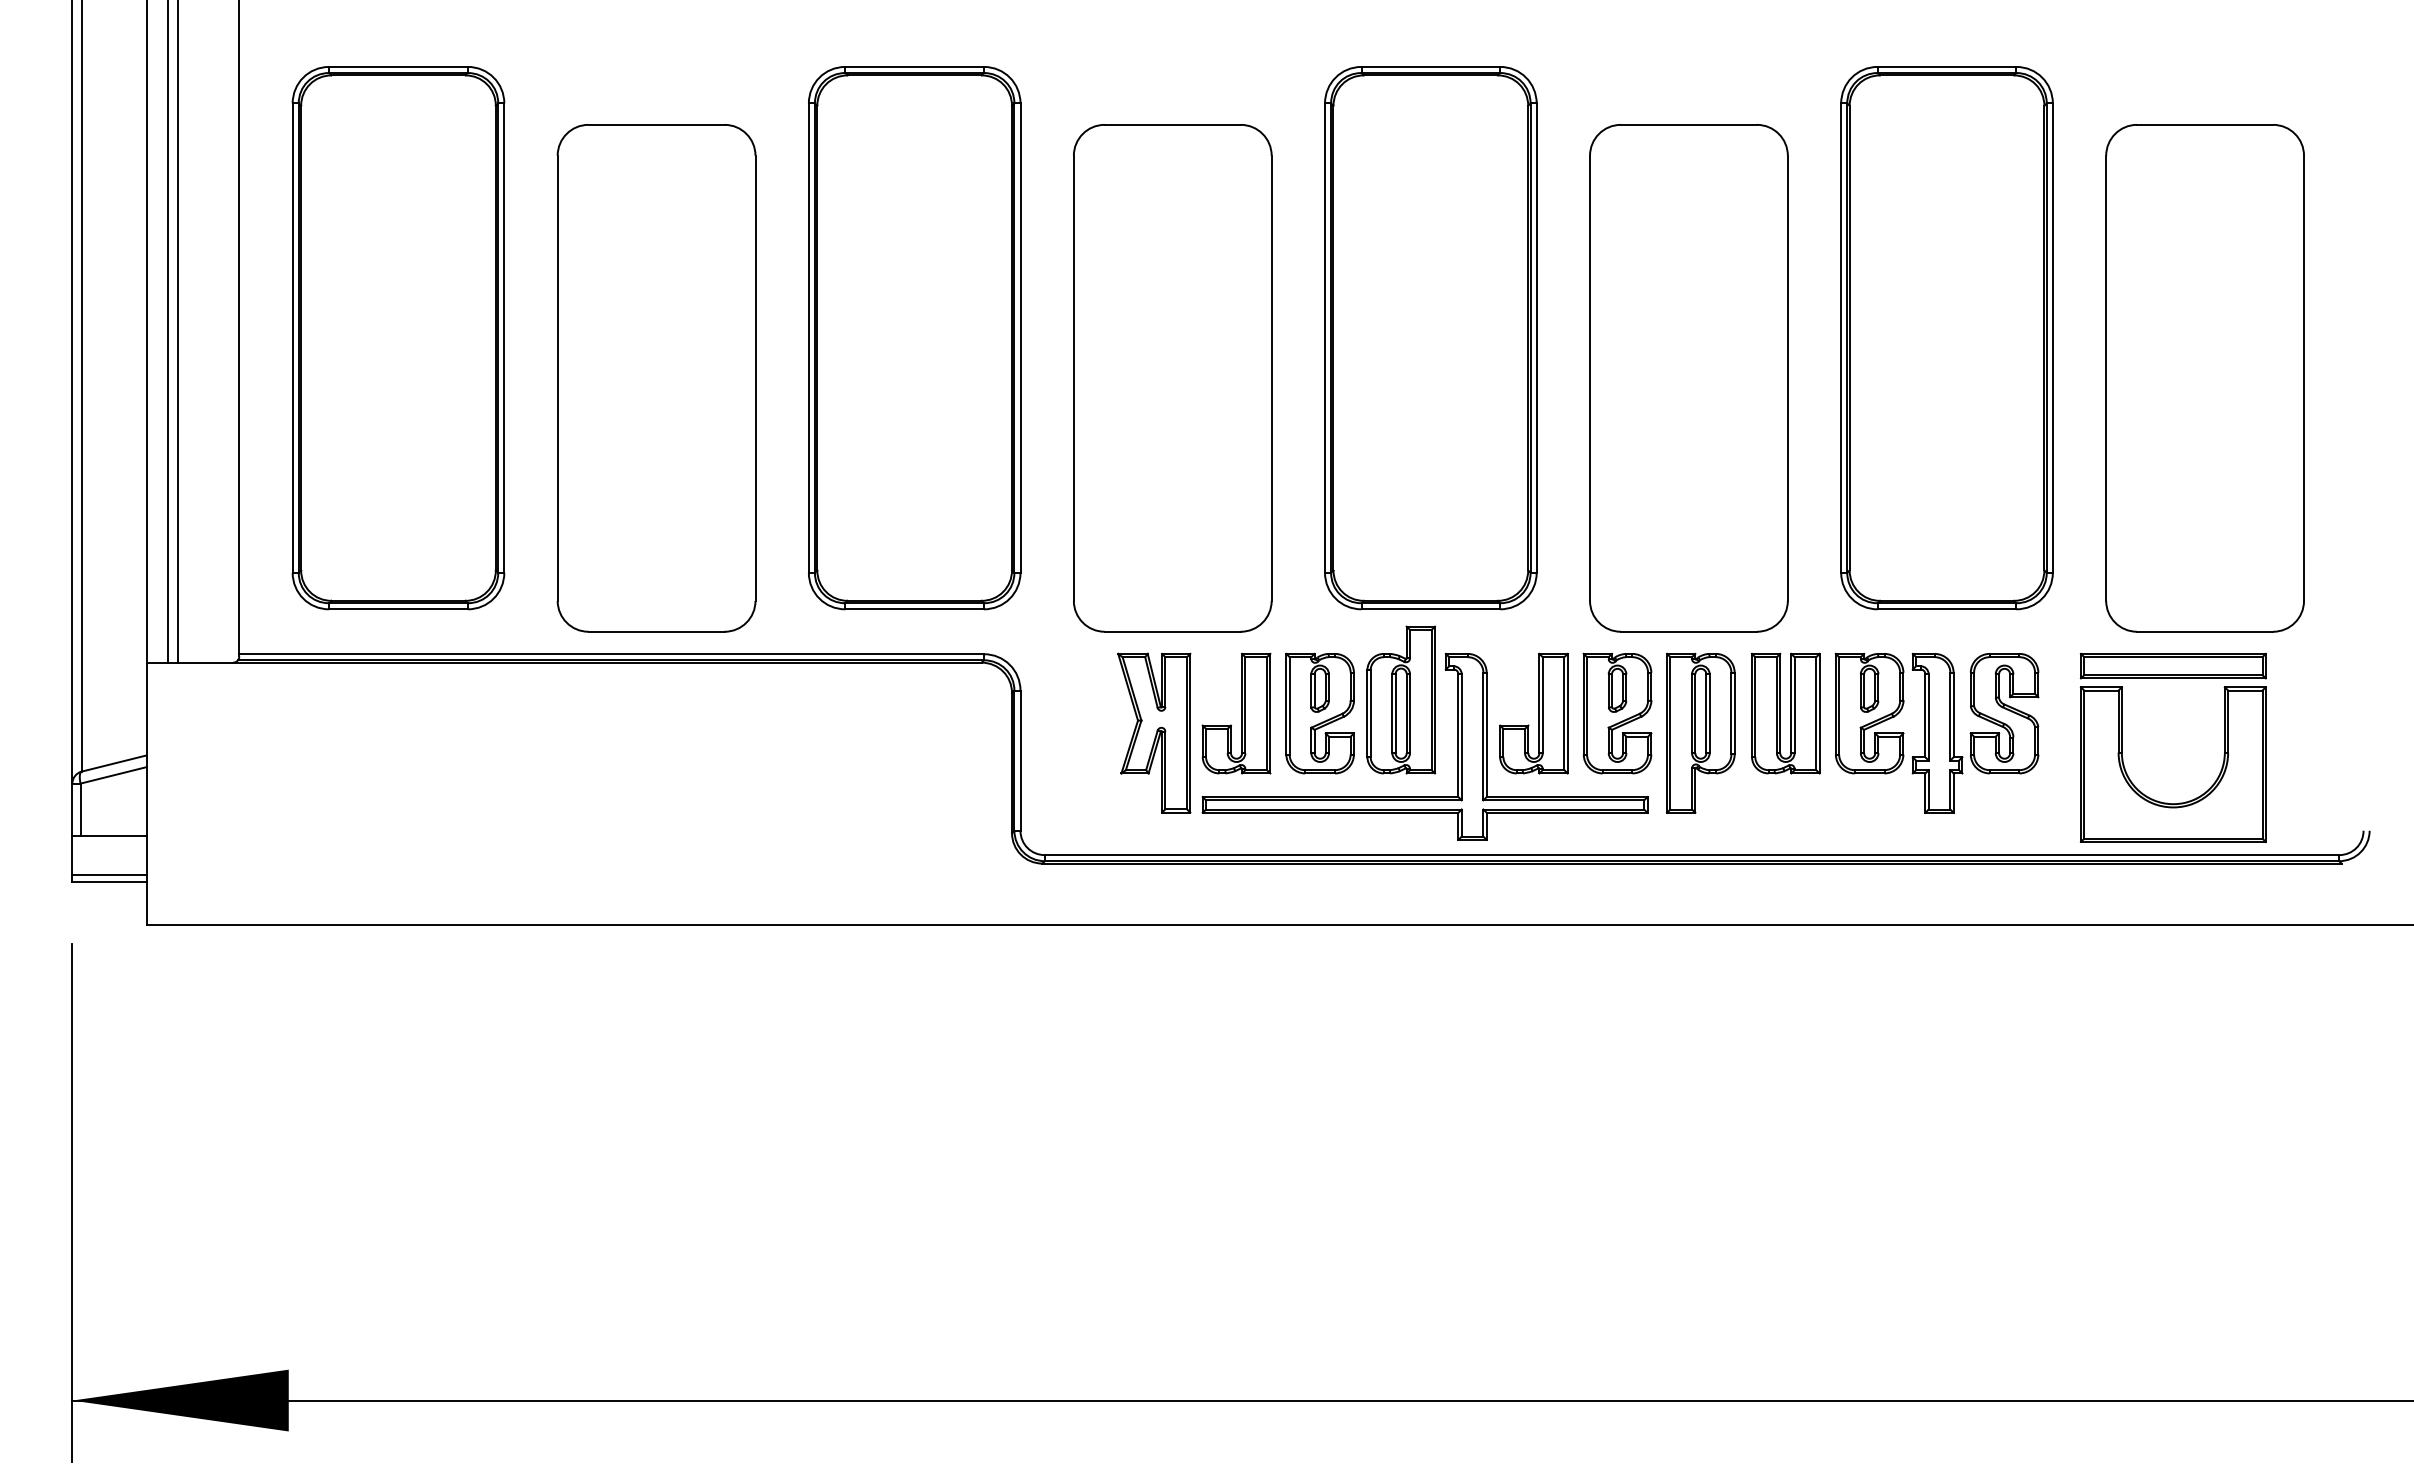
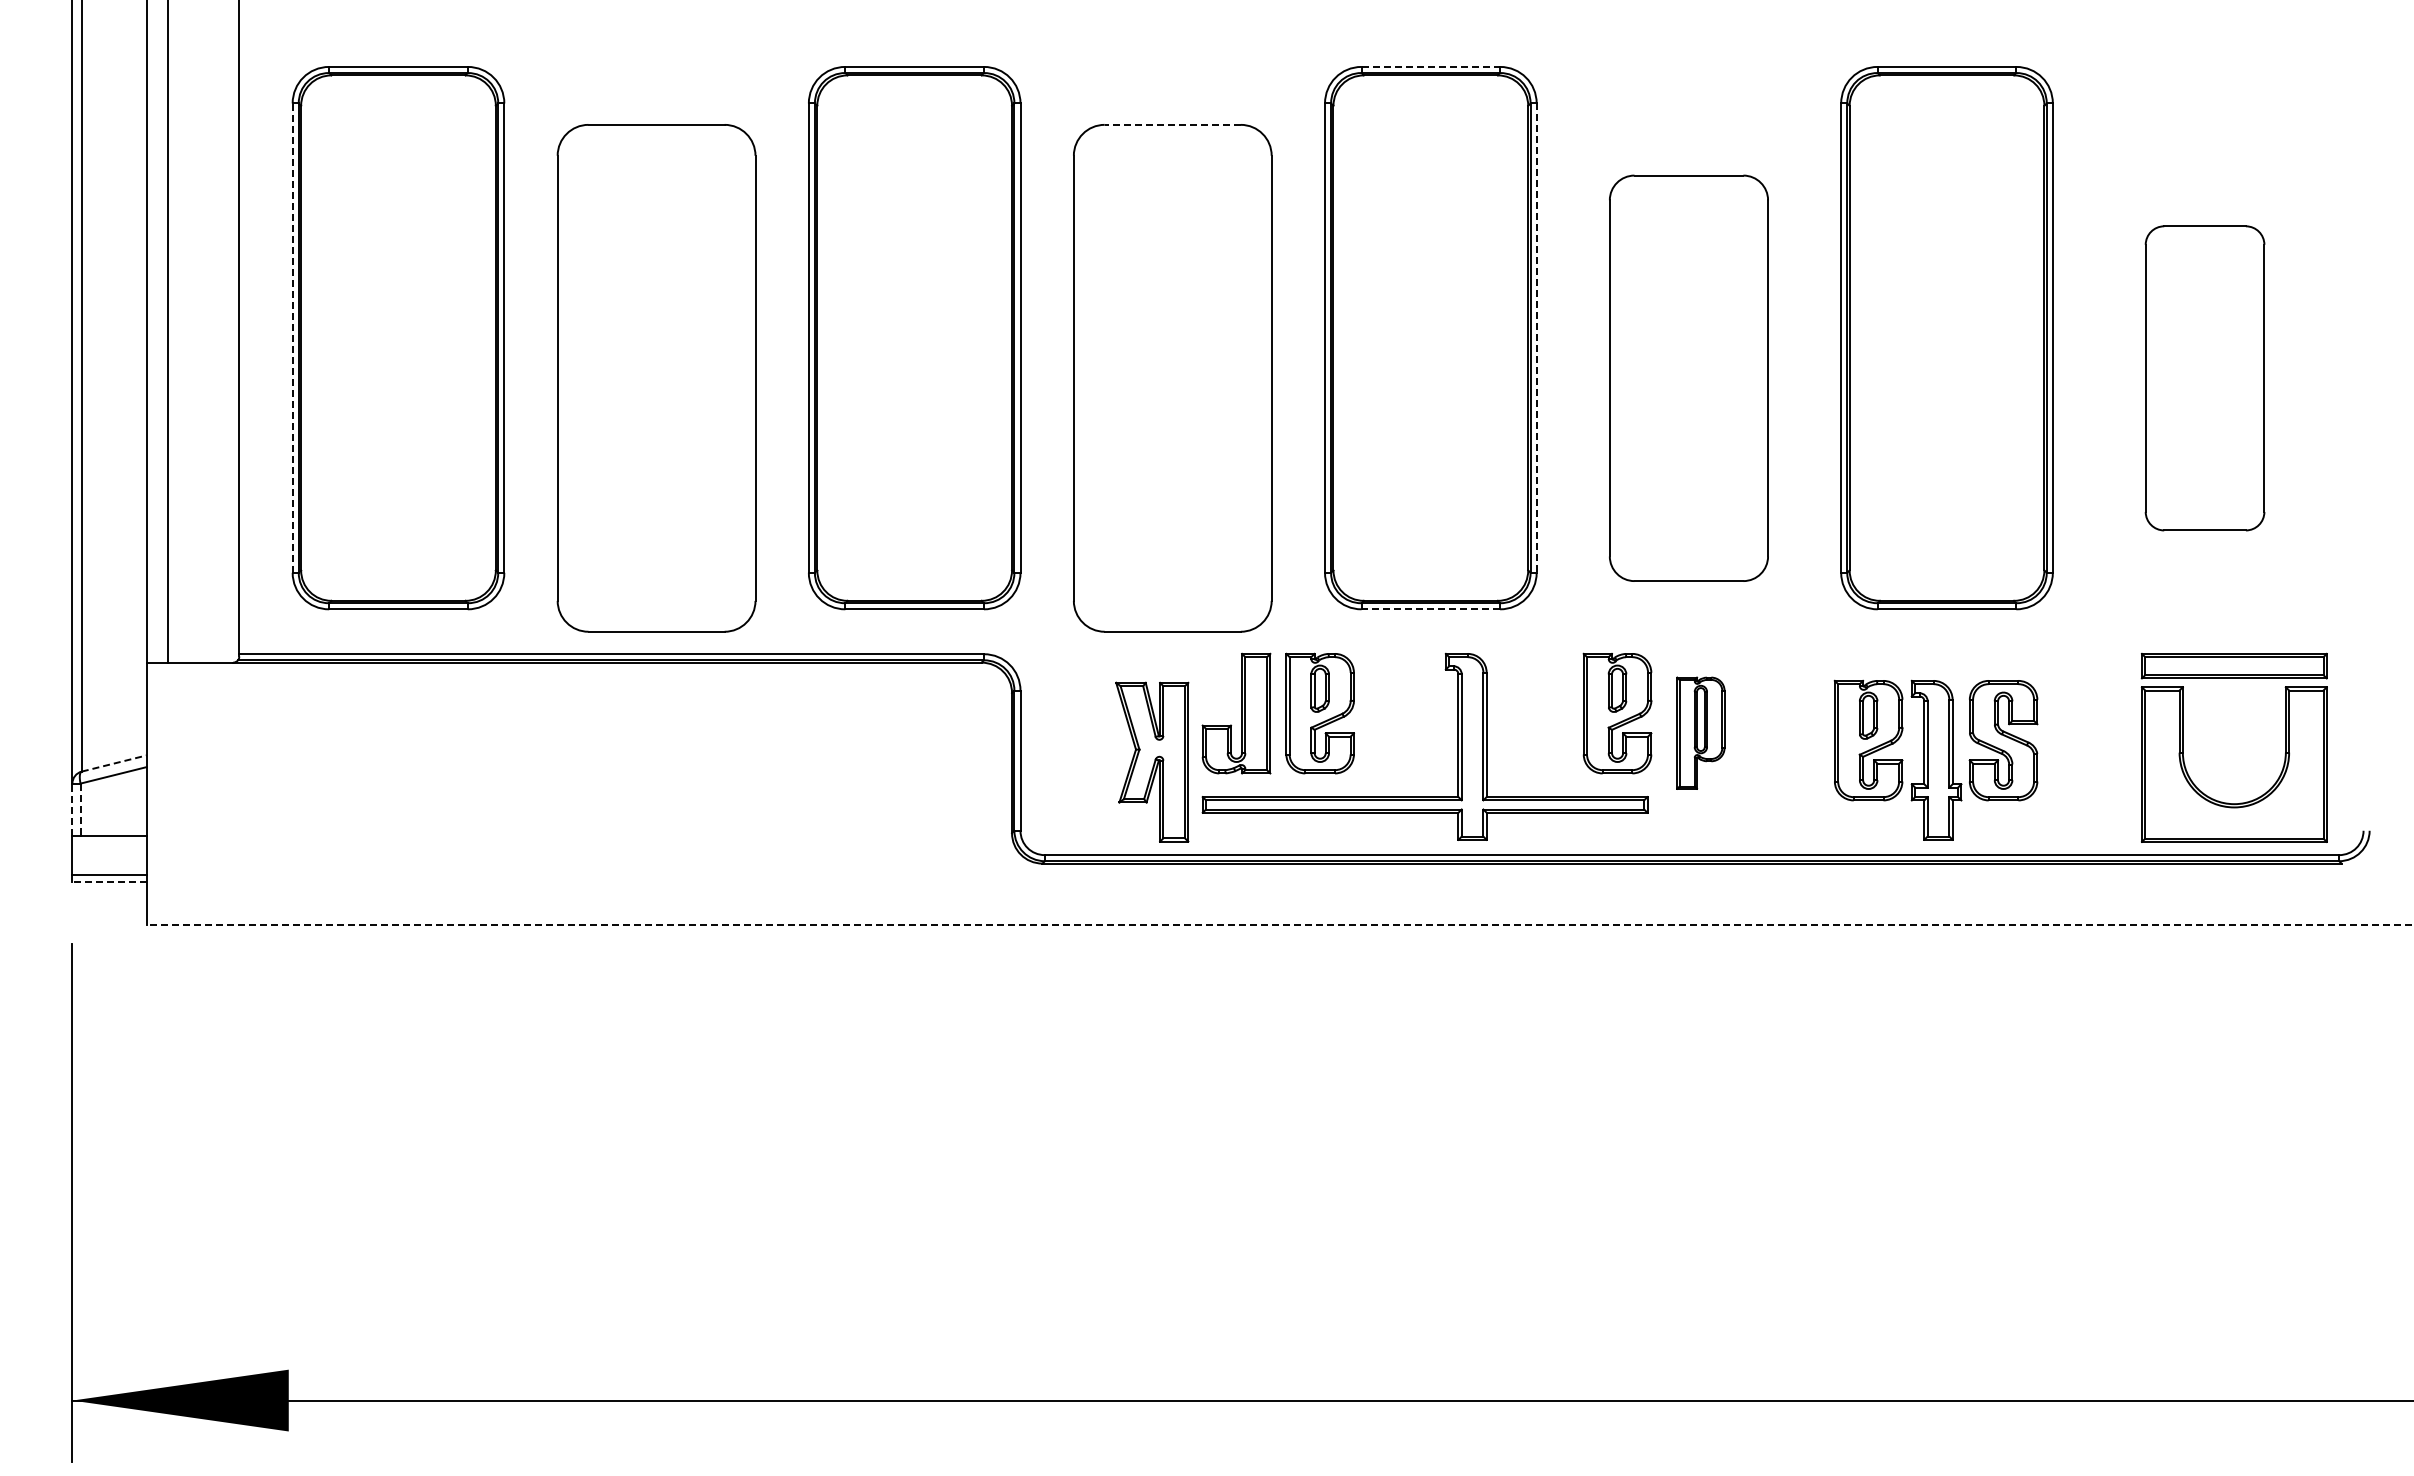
line: solid -> dashed (1431, 66)
line: solid -> dashed (1172, 124)
line: present -> none (177, 332)
line: solid -> dashed (292, 338)
line: solid -> dashed (1536, 338)
part size: 200x509 px -> 160x408 px (1688, 377)
part size: 200x509 px -> 122x307 px (2204, 378)
line: solid -> dashed (1430, 609)
part: present -> none (1400, 699)
part: present -> none (1533, 713)
part: present -> none (1785, 713)
part position: (1154, 732) -> (1152, 761) (1152, 761)
part size: 70x162 px -> 50x114 px (1700, 732)
part position: (1936, 732) -> (1935, 759) (1935, 759)
part position: (2122, 747) -> (2183, 747) (2183, 747)
line: solid -> dashed (114, 763)
line: solid -> dashed (72, 809)
line: solid -> dashed (80, 810)
line: solid -> dashed (109, 882)
line: solid -> dashed (1280, 925)
